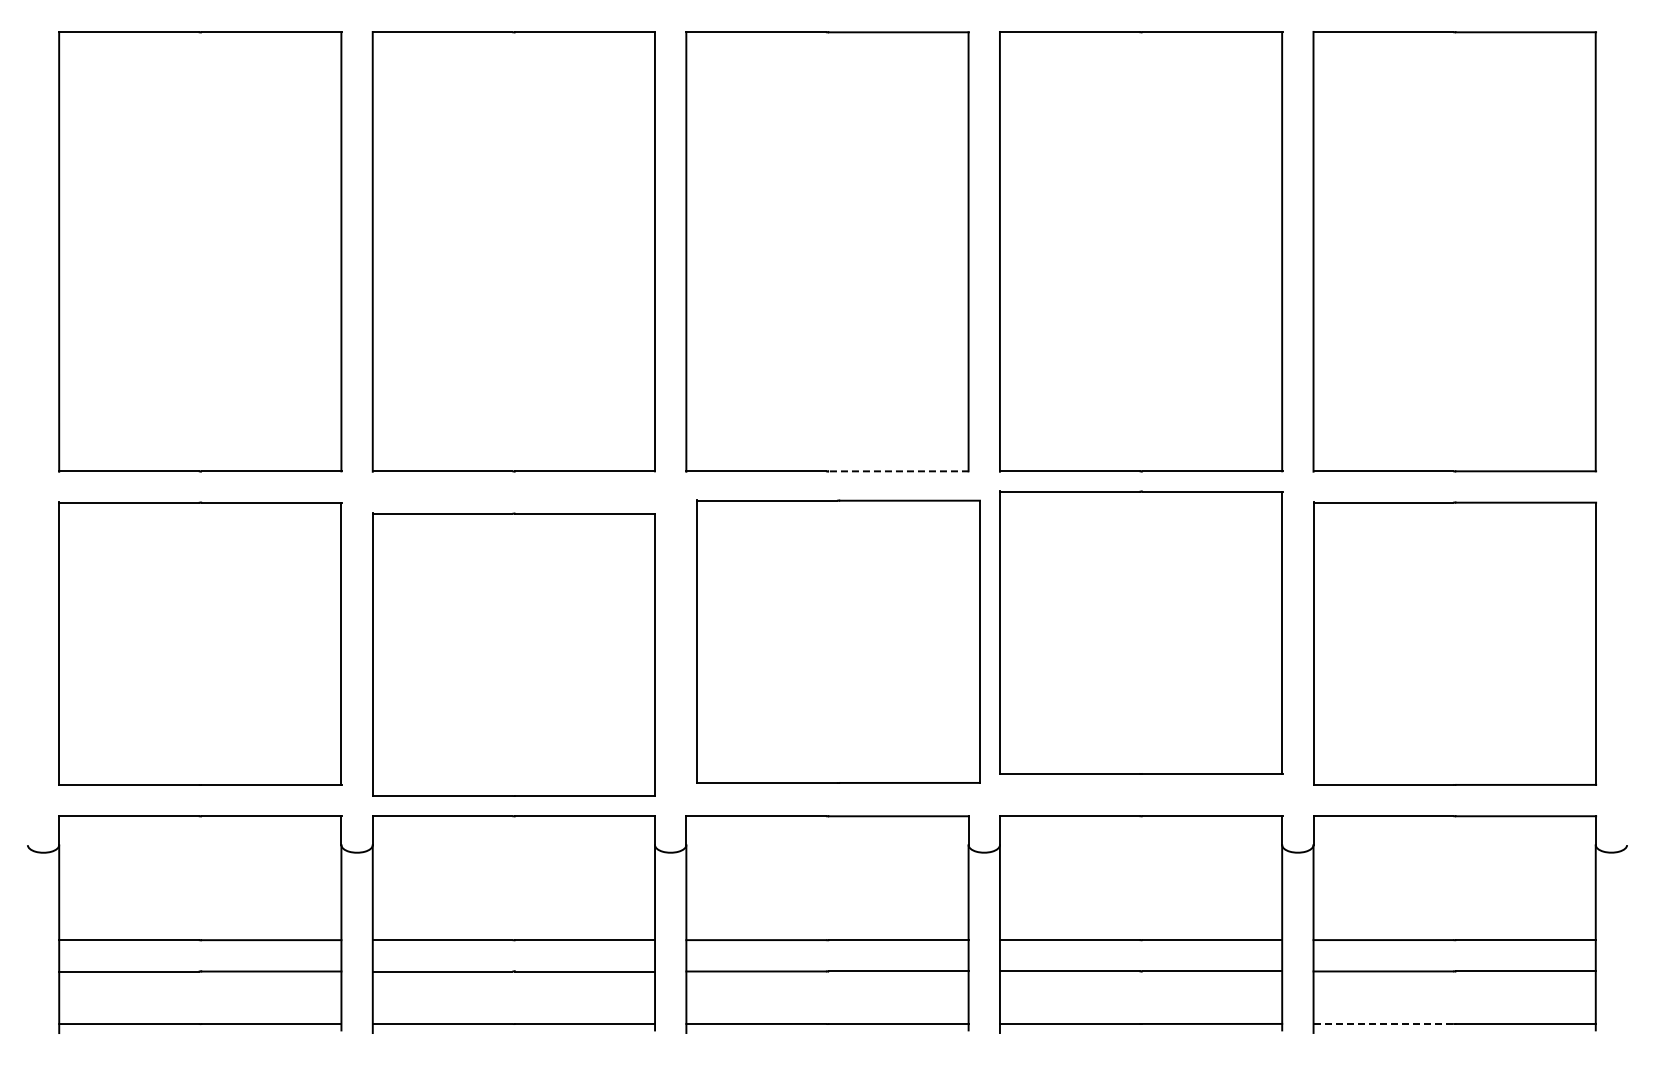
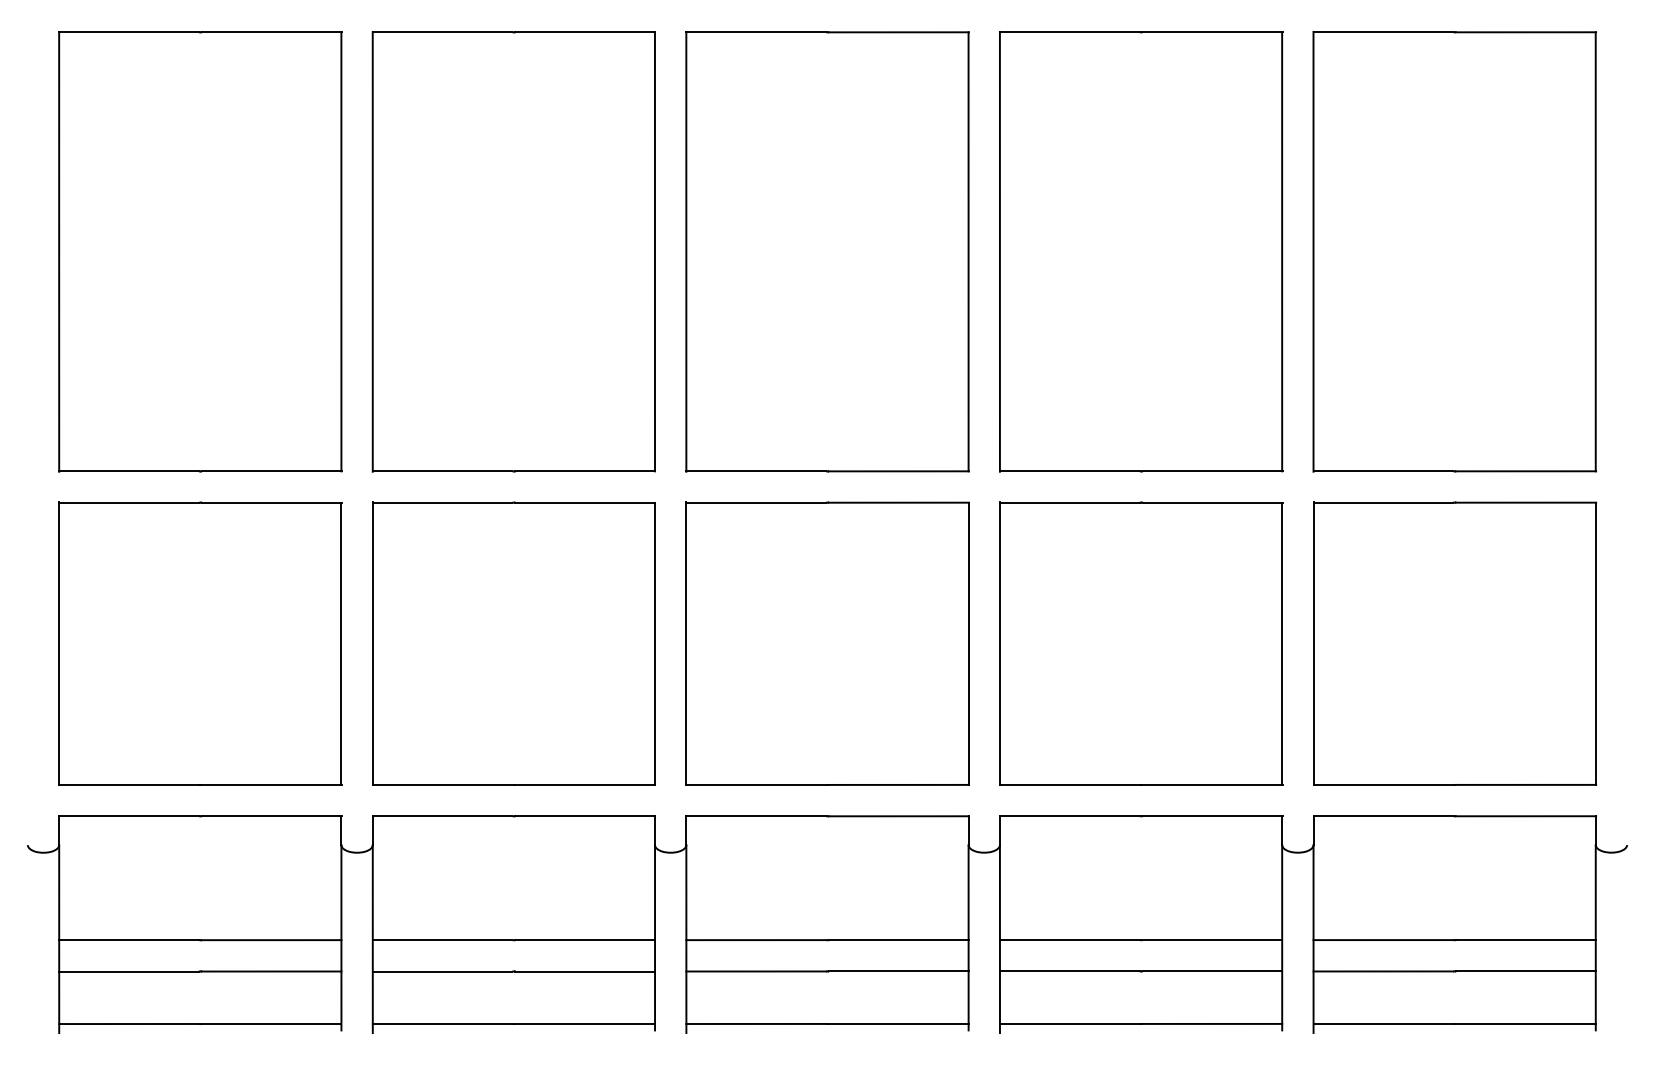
line: dashed -> solid (898, 471)
part position: (1141, 632) -> (1141, 643) (1141, 643)
part position: (838, 641) -> (827, 643) (827, 643)
part position: (513, 654) -> (513, 643) (513, 643)
line: dashed -> solid (1383, 1023)
